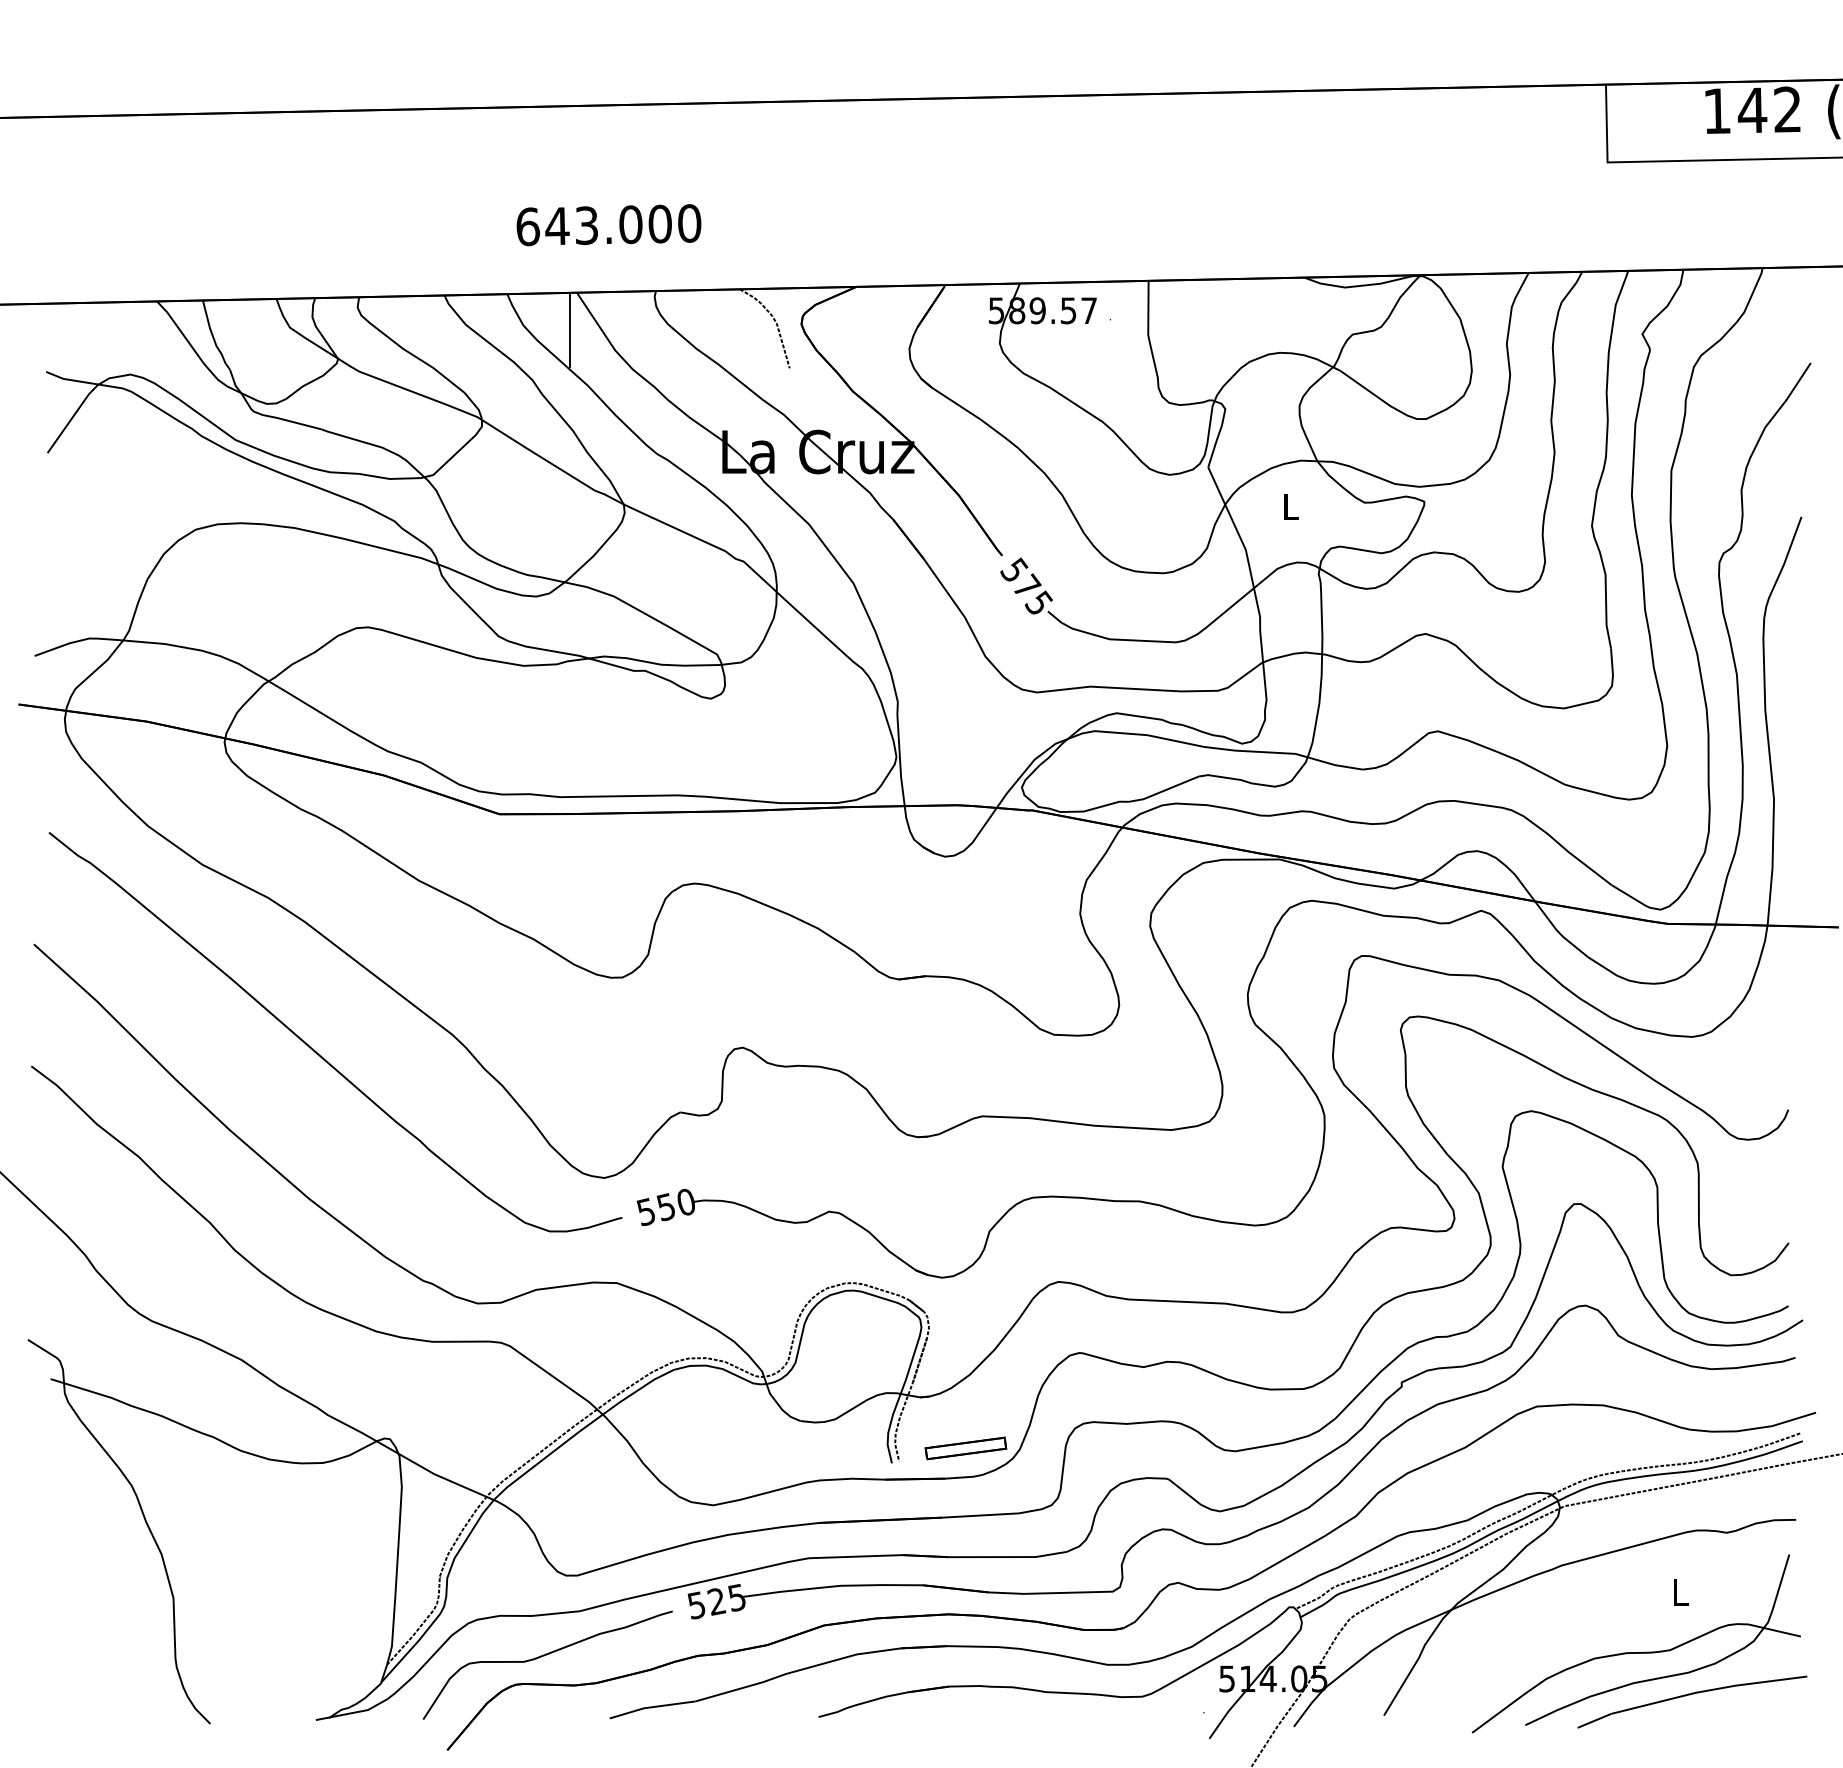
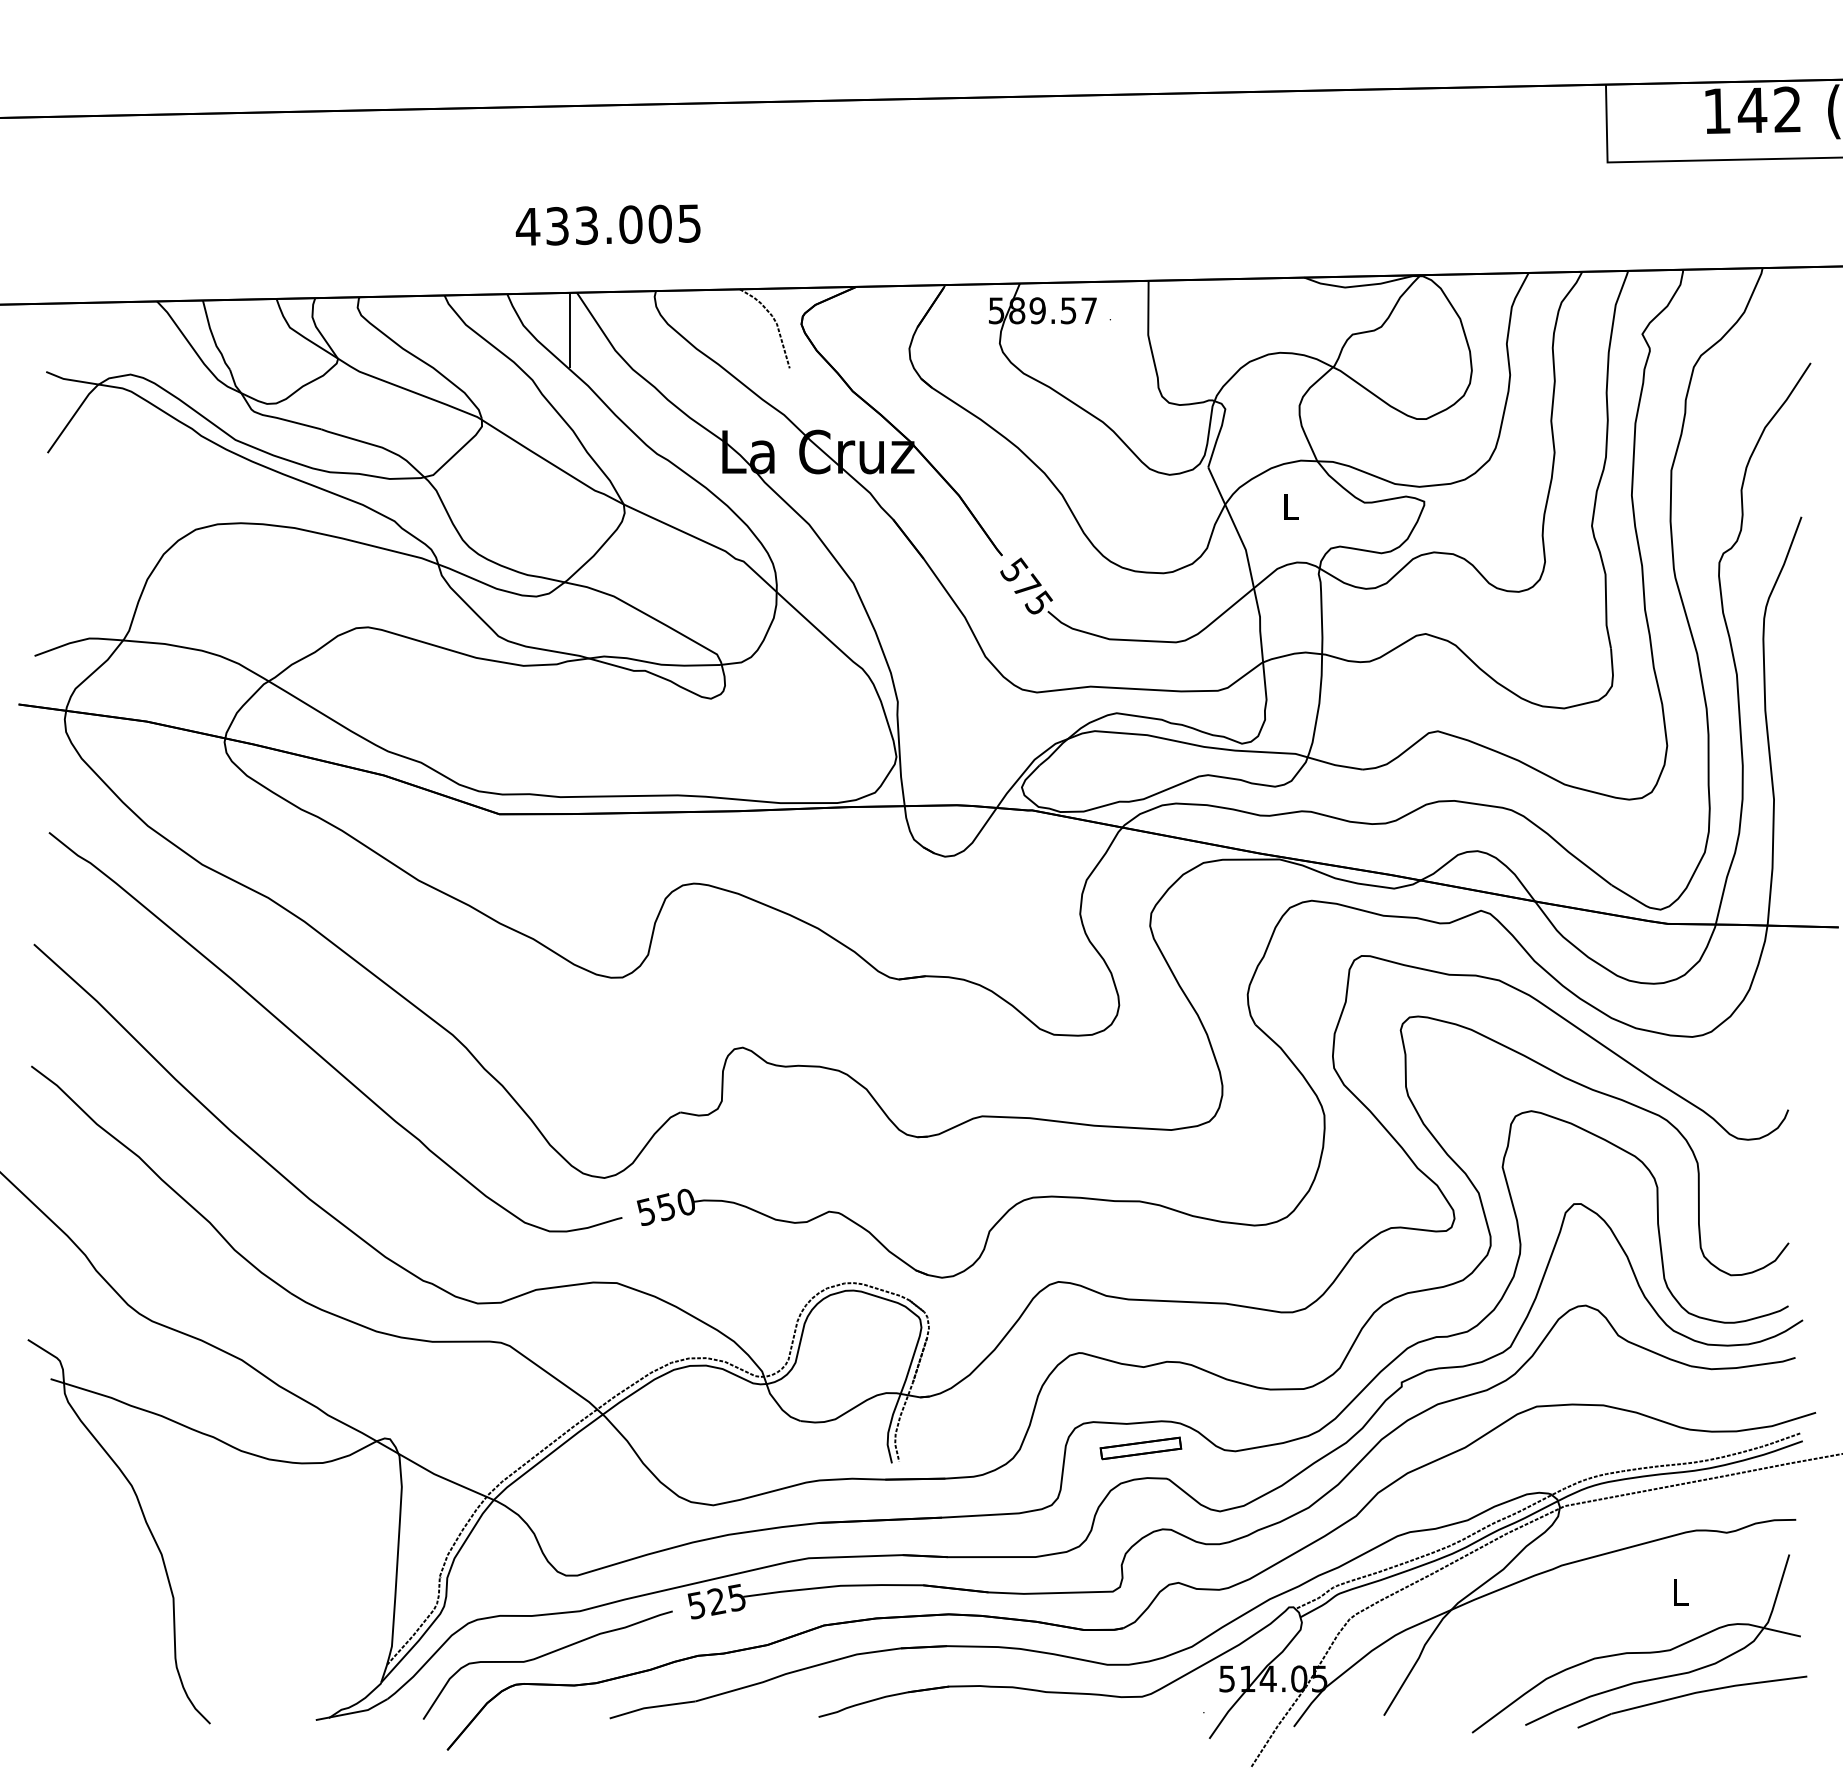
text: 643.000 -> 433.005 (608, 225)
part position: (965, 1448) -> (1140, 1448) (1140, 1448)
